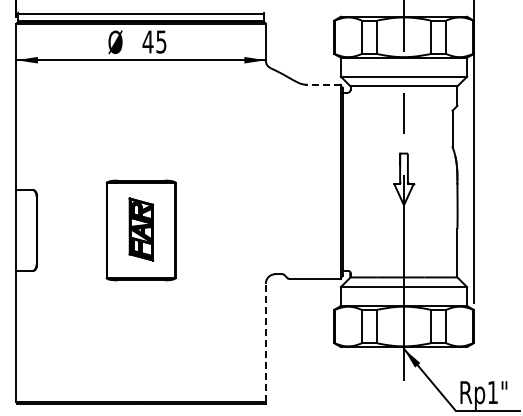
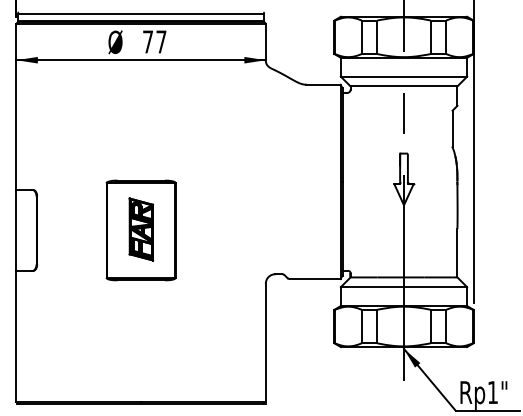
text: 45 -> 77 (154, 41)
line: dashed -> solid (322, 84)
line: dashed -> solid (265, 342)
